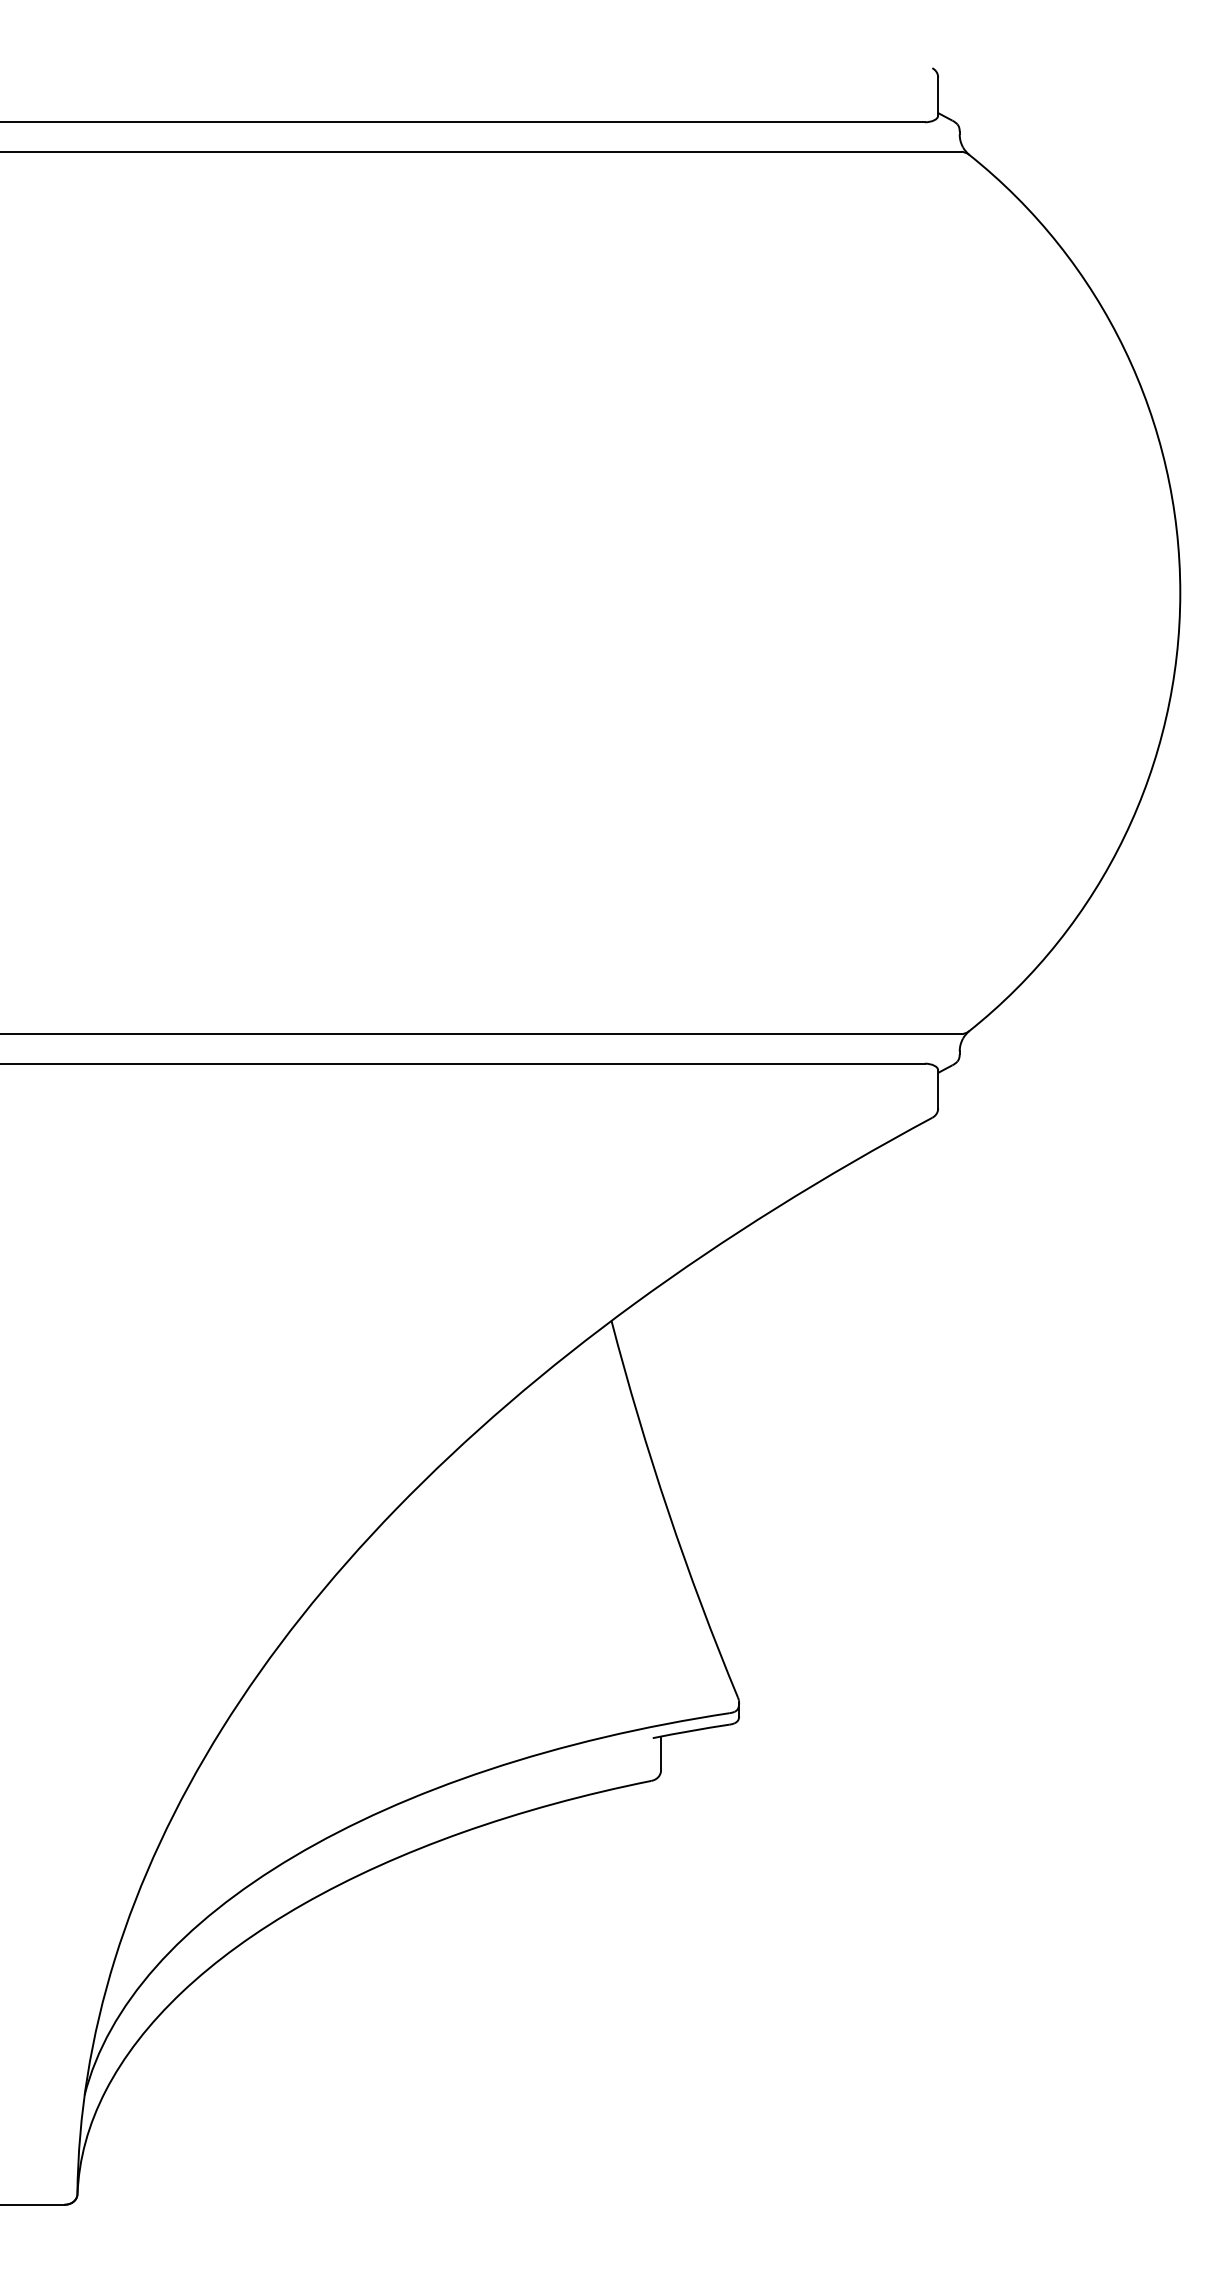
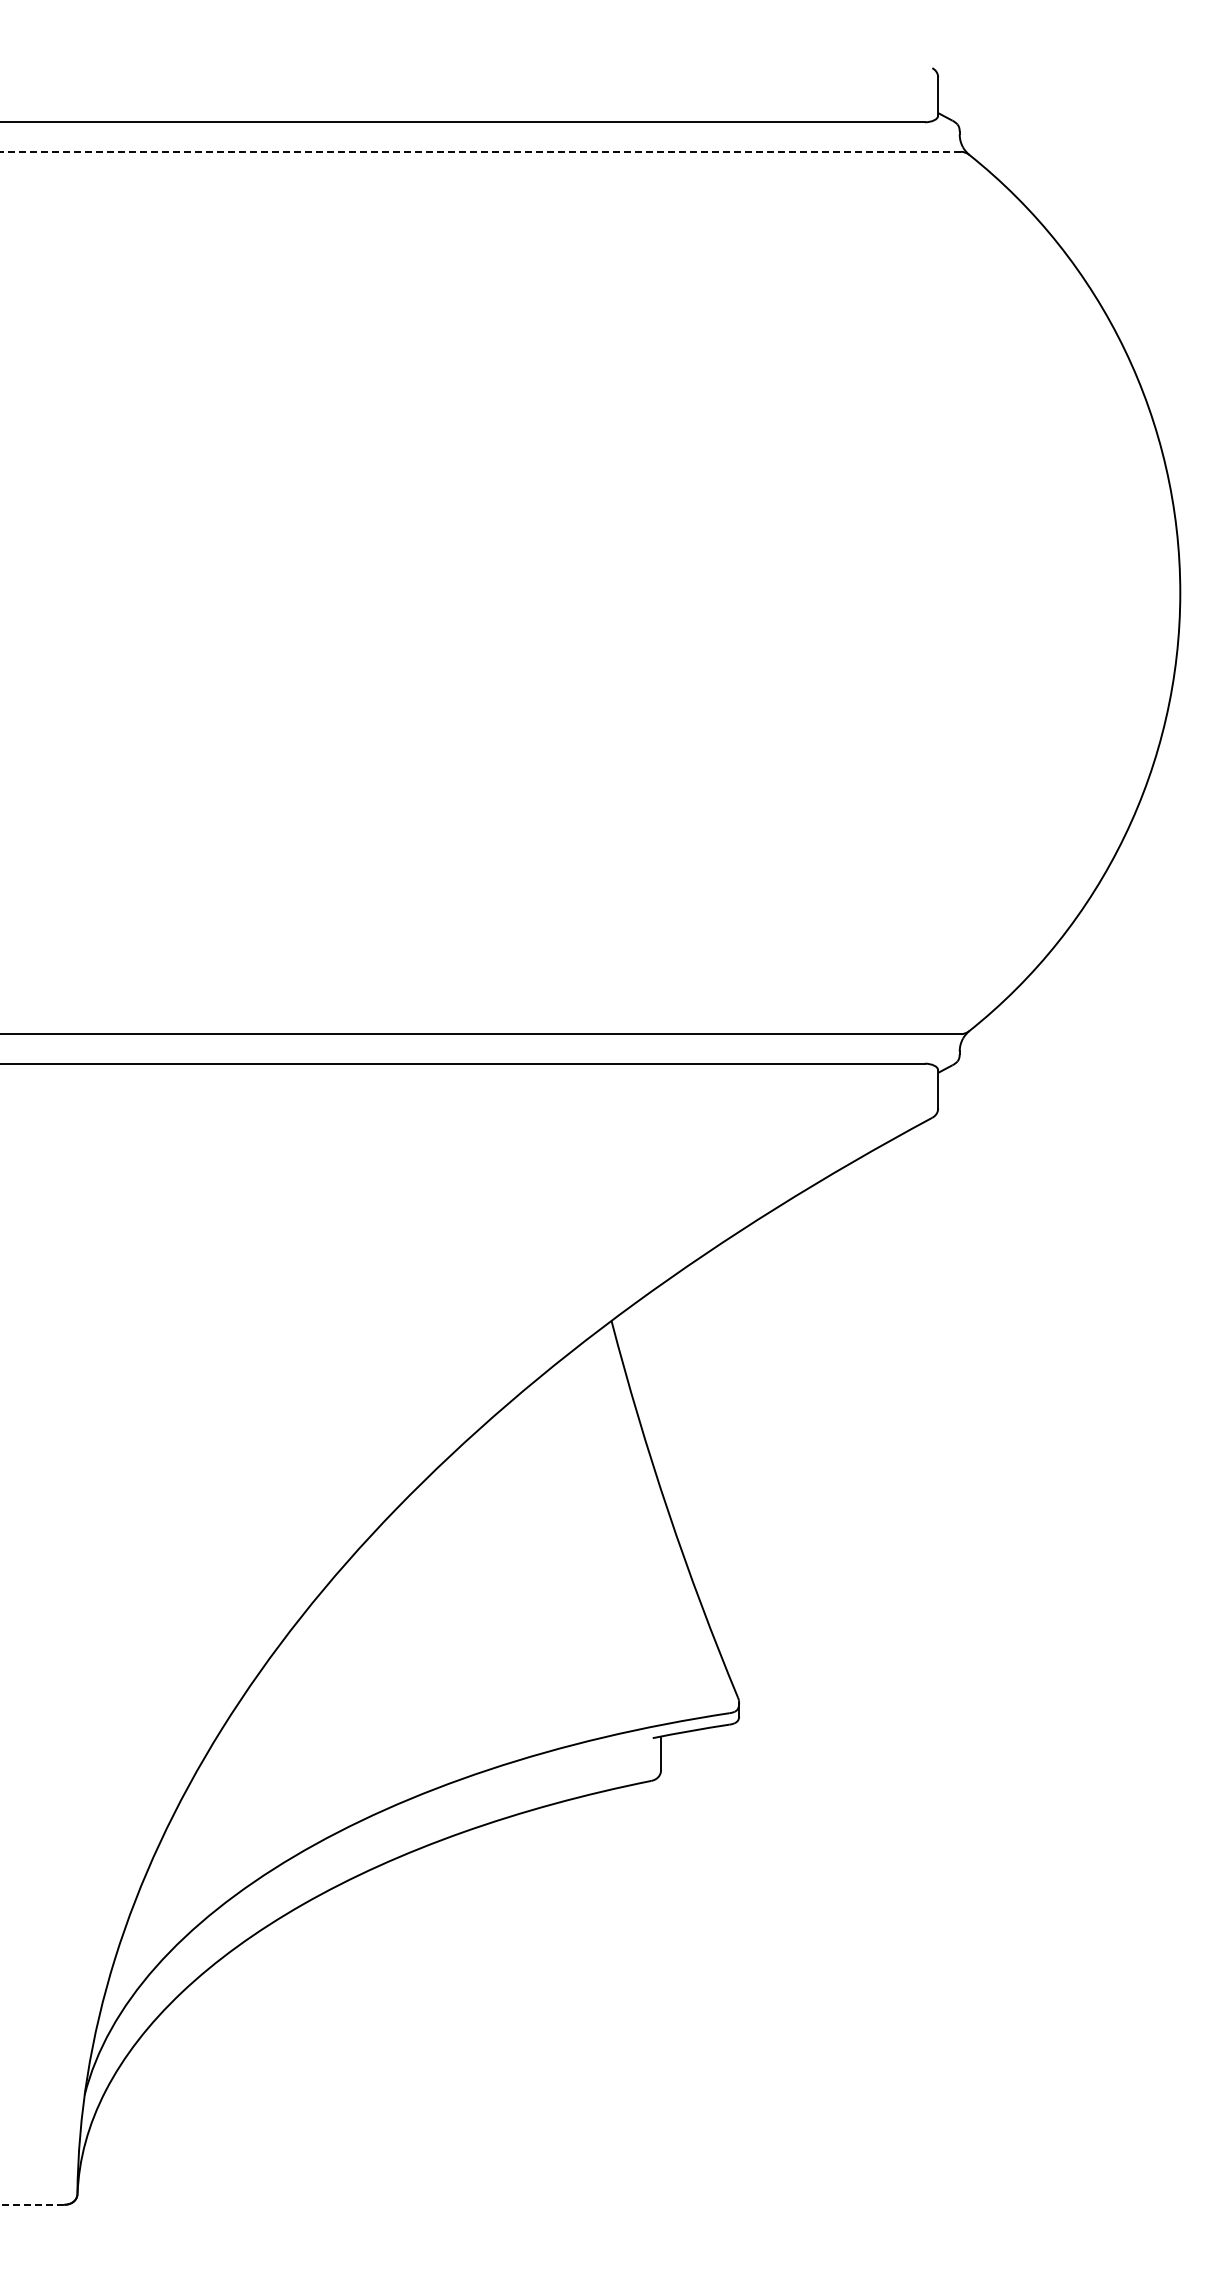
line: solid -> dashed (480, 151)
line: solid -> dashed (32, 2204)
